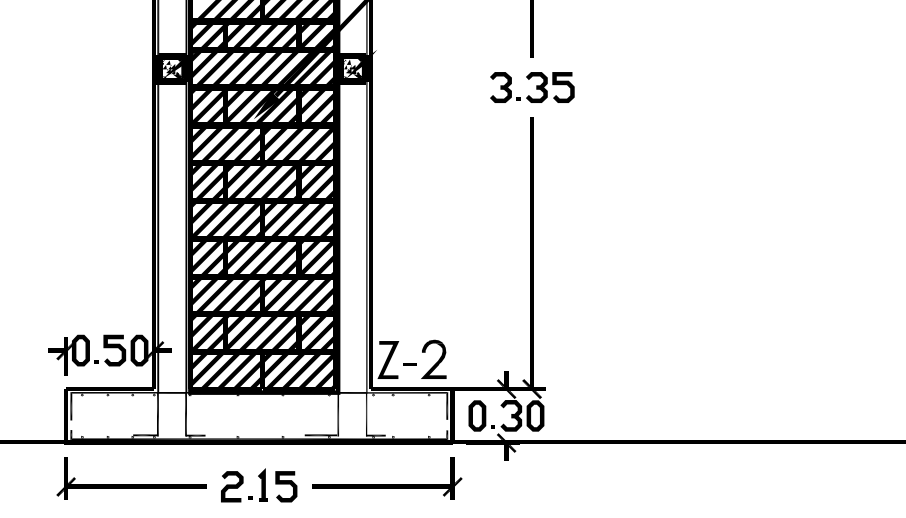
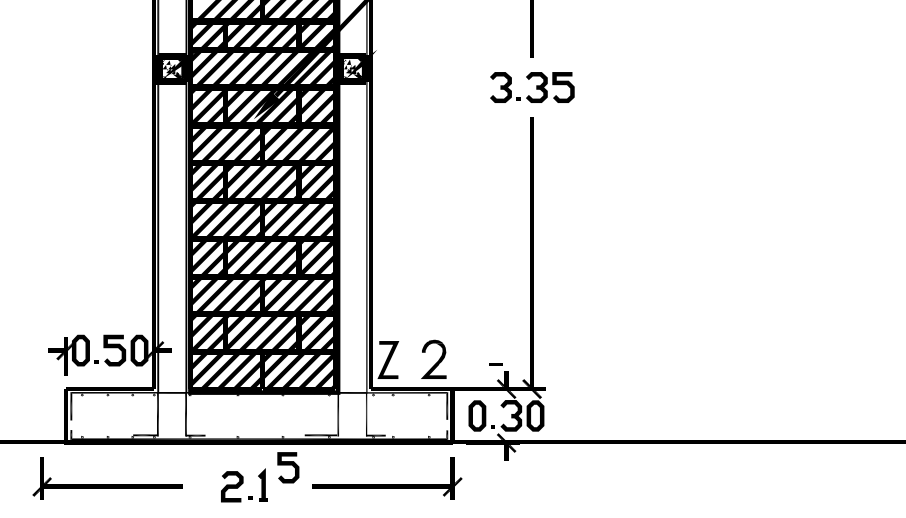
line position: (409, 364) -> (495, 364) (495, 364)
part position: (131, 478) -> (107, 478) (107, 478)
curve position: (286, 484) -> (288, 465) (288, 465)
